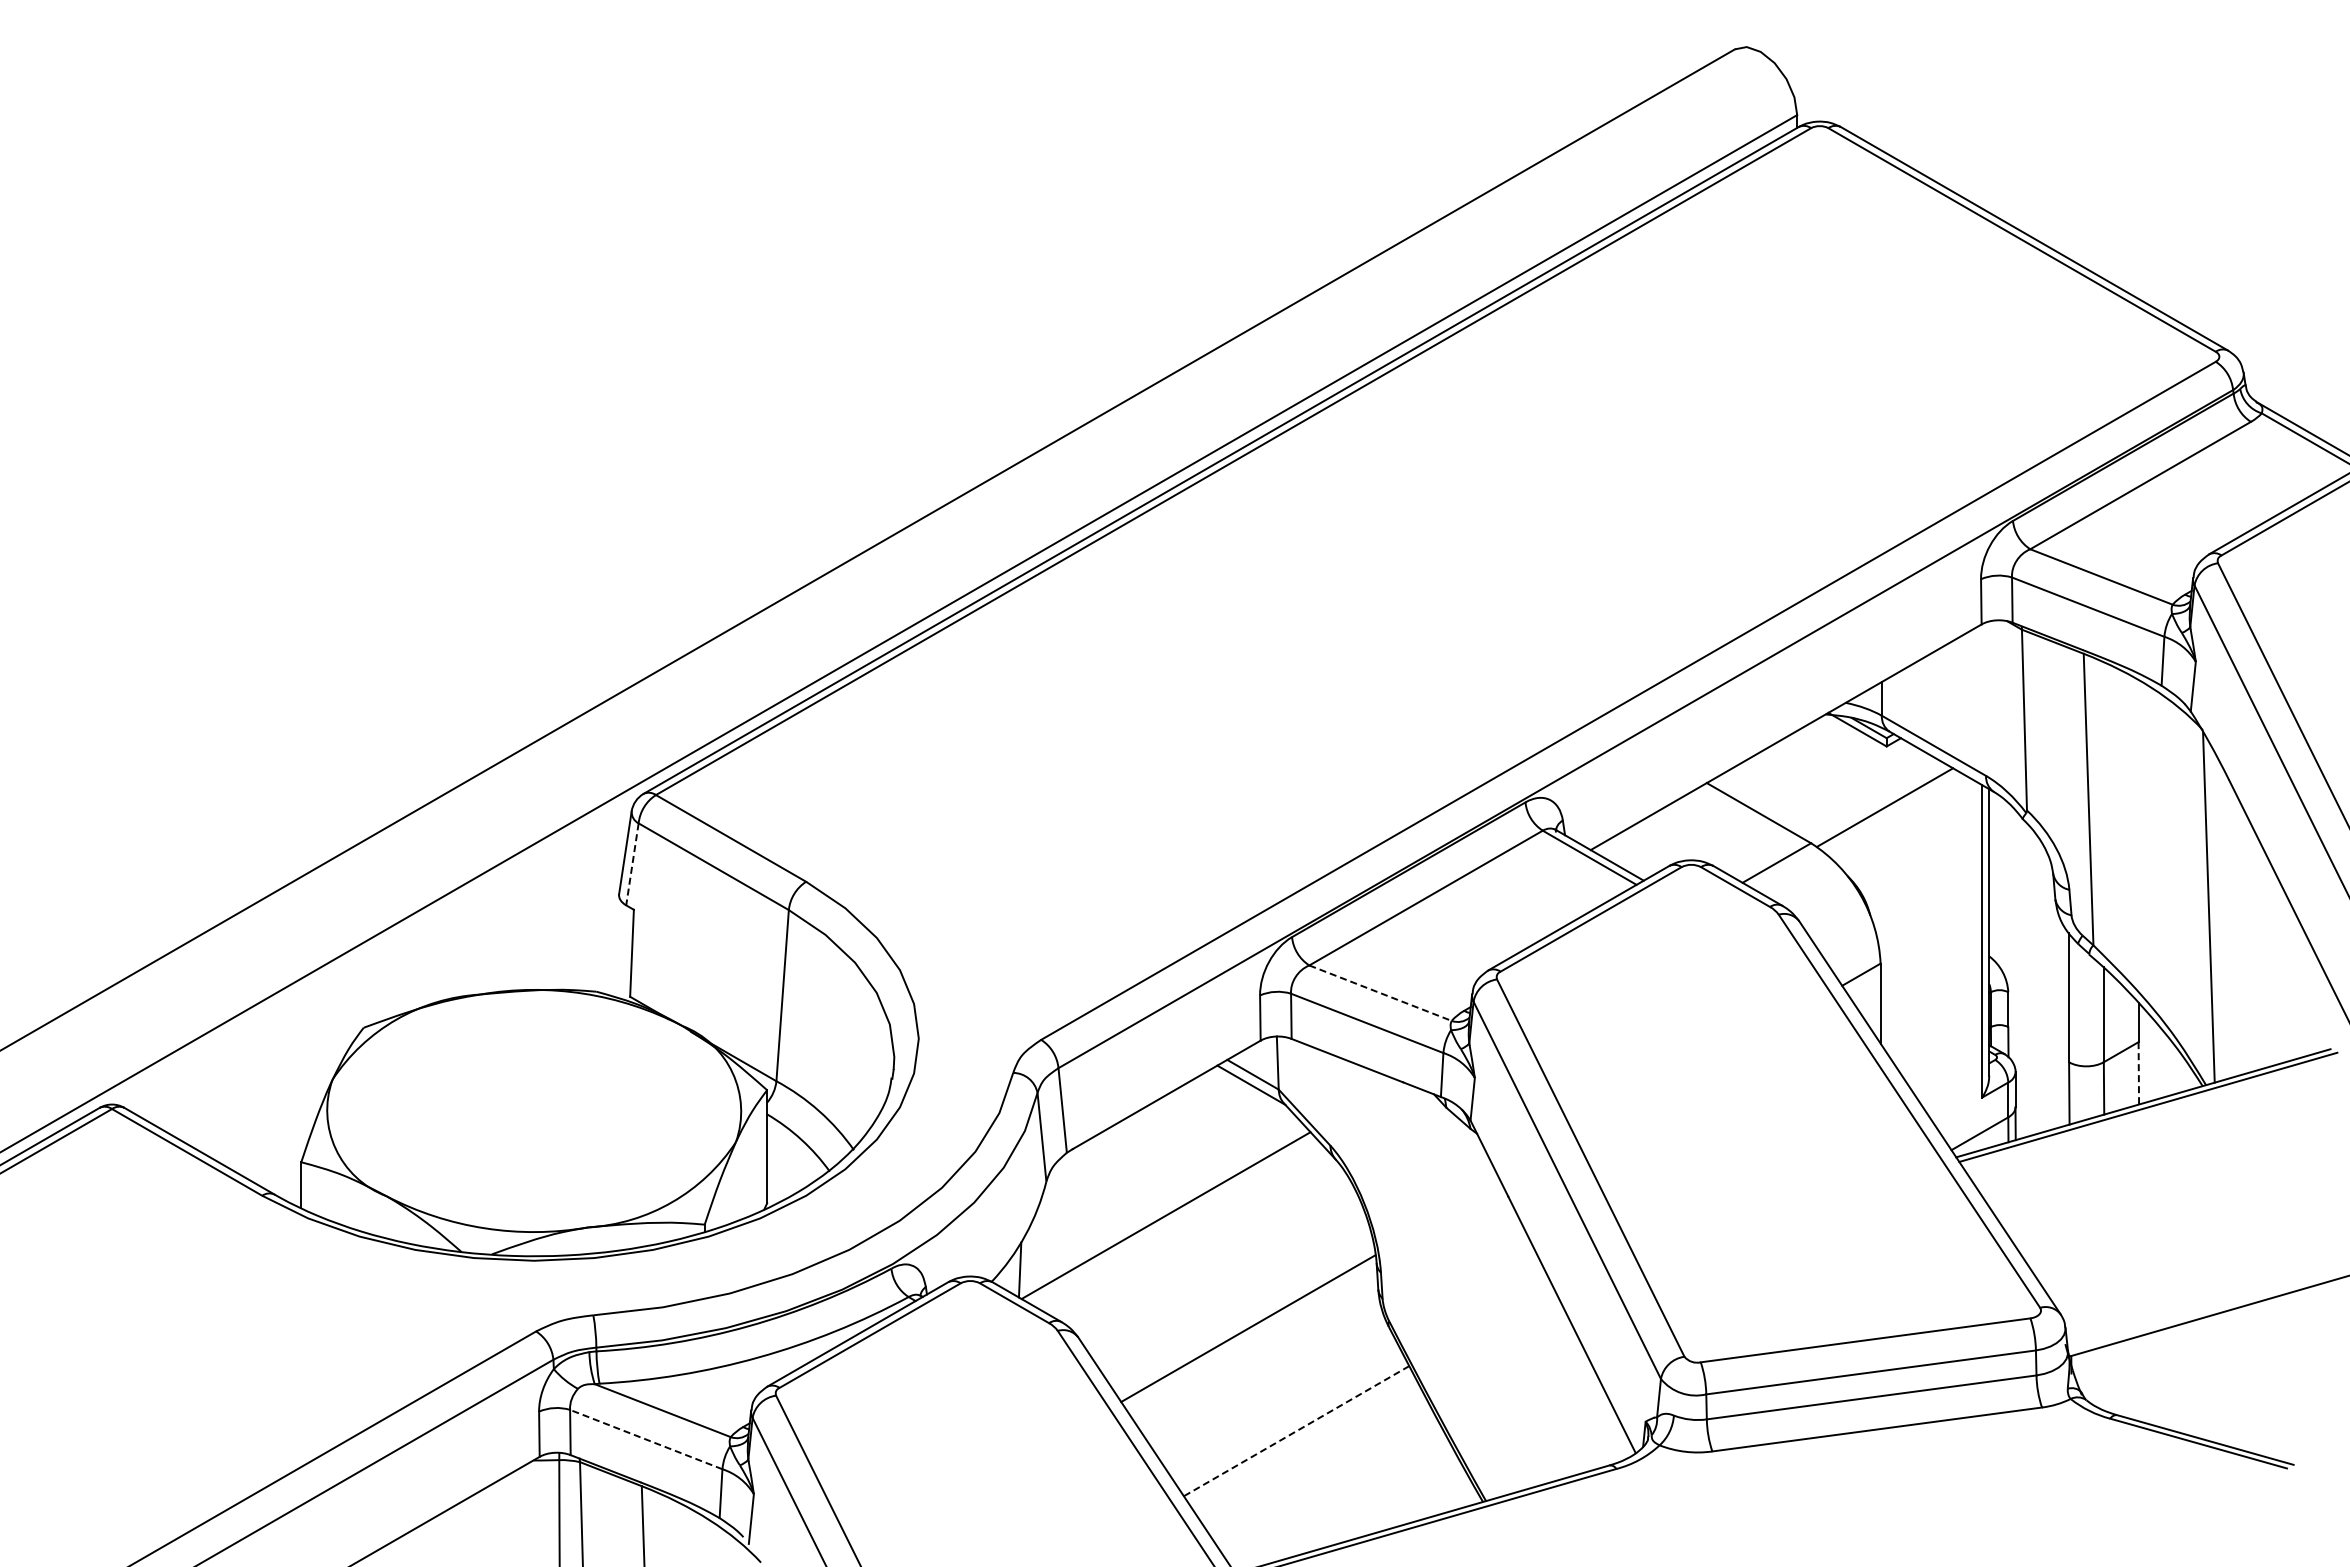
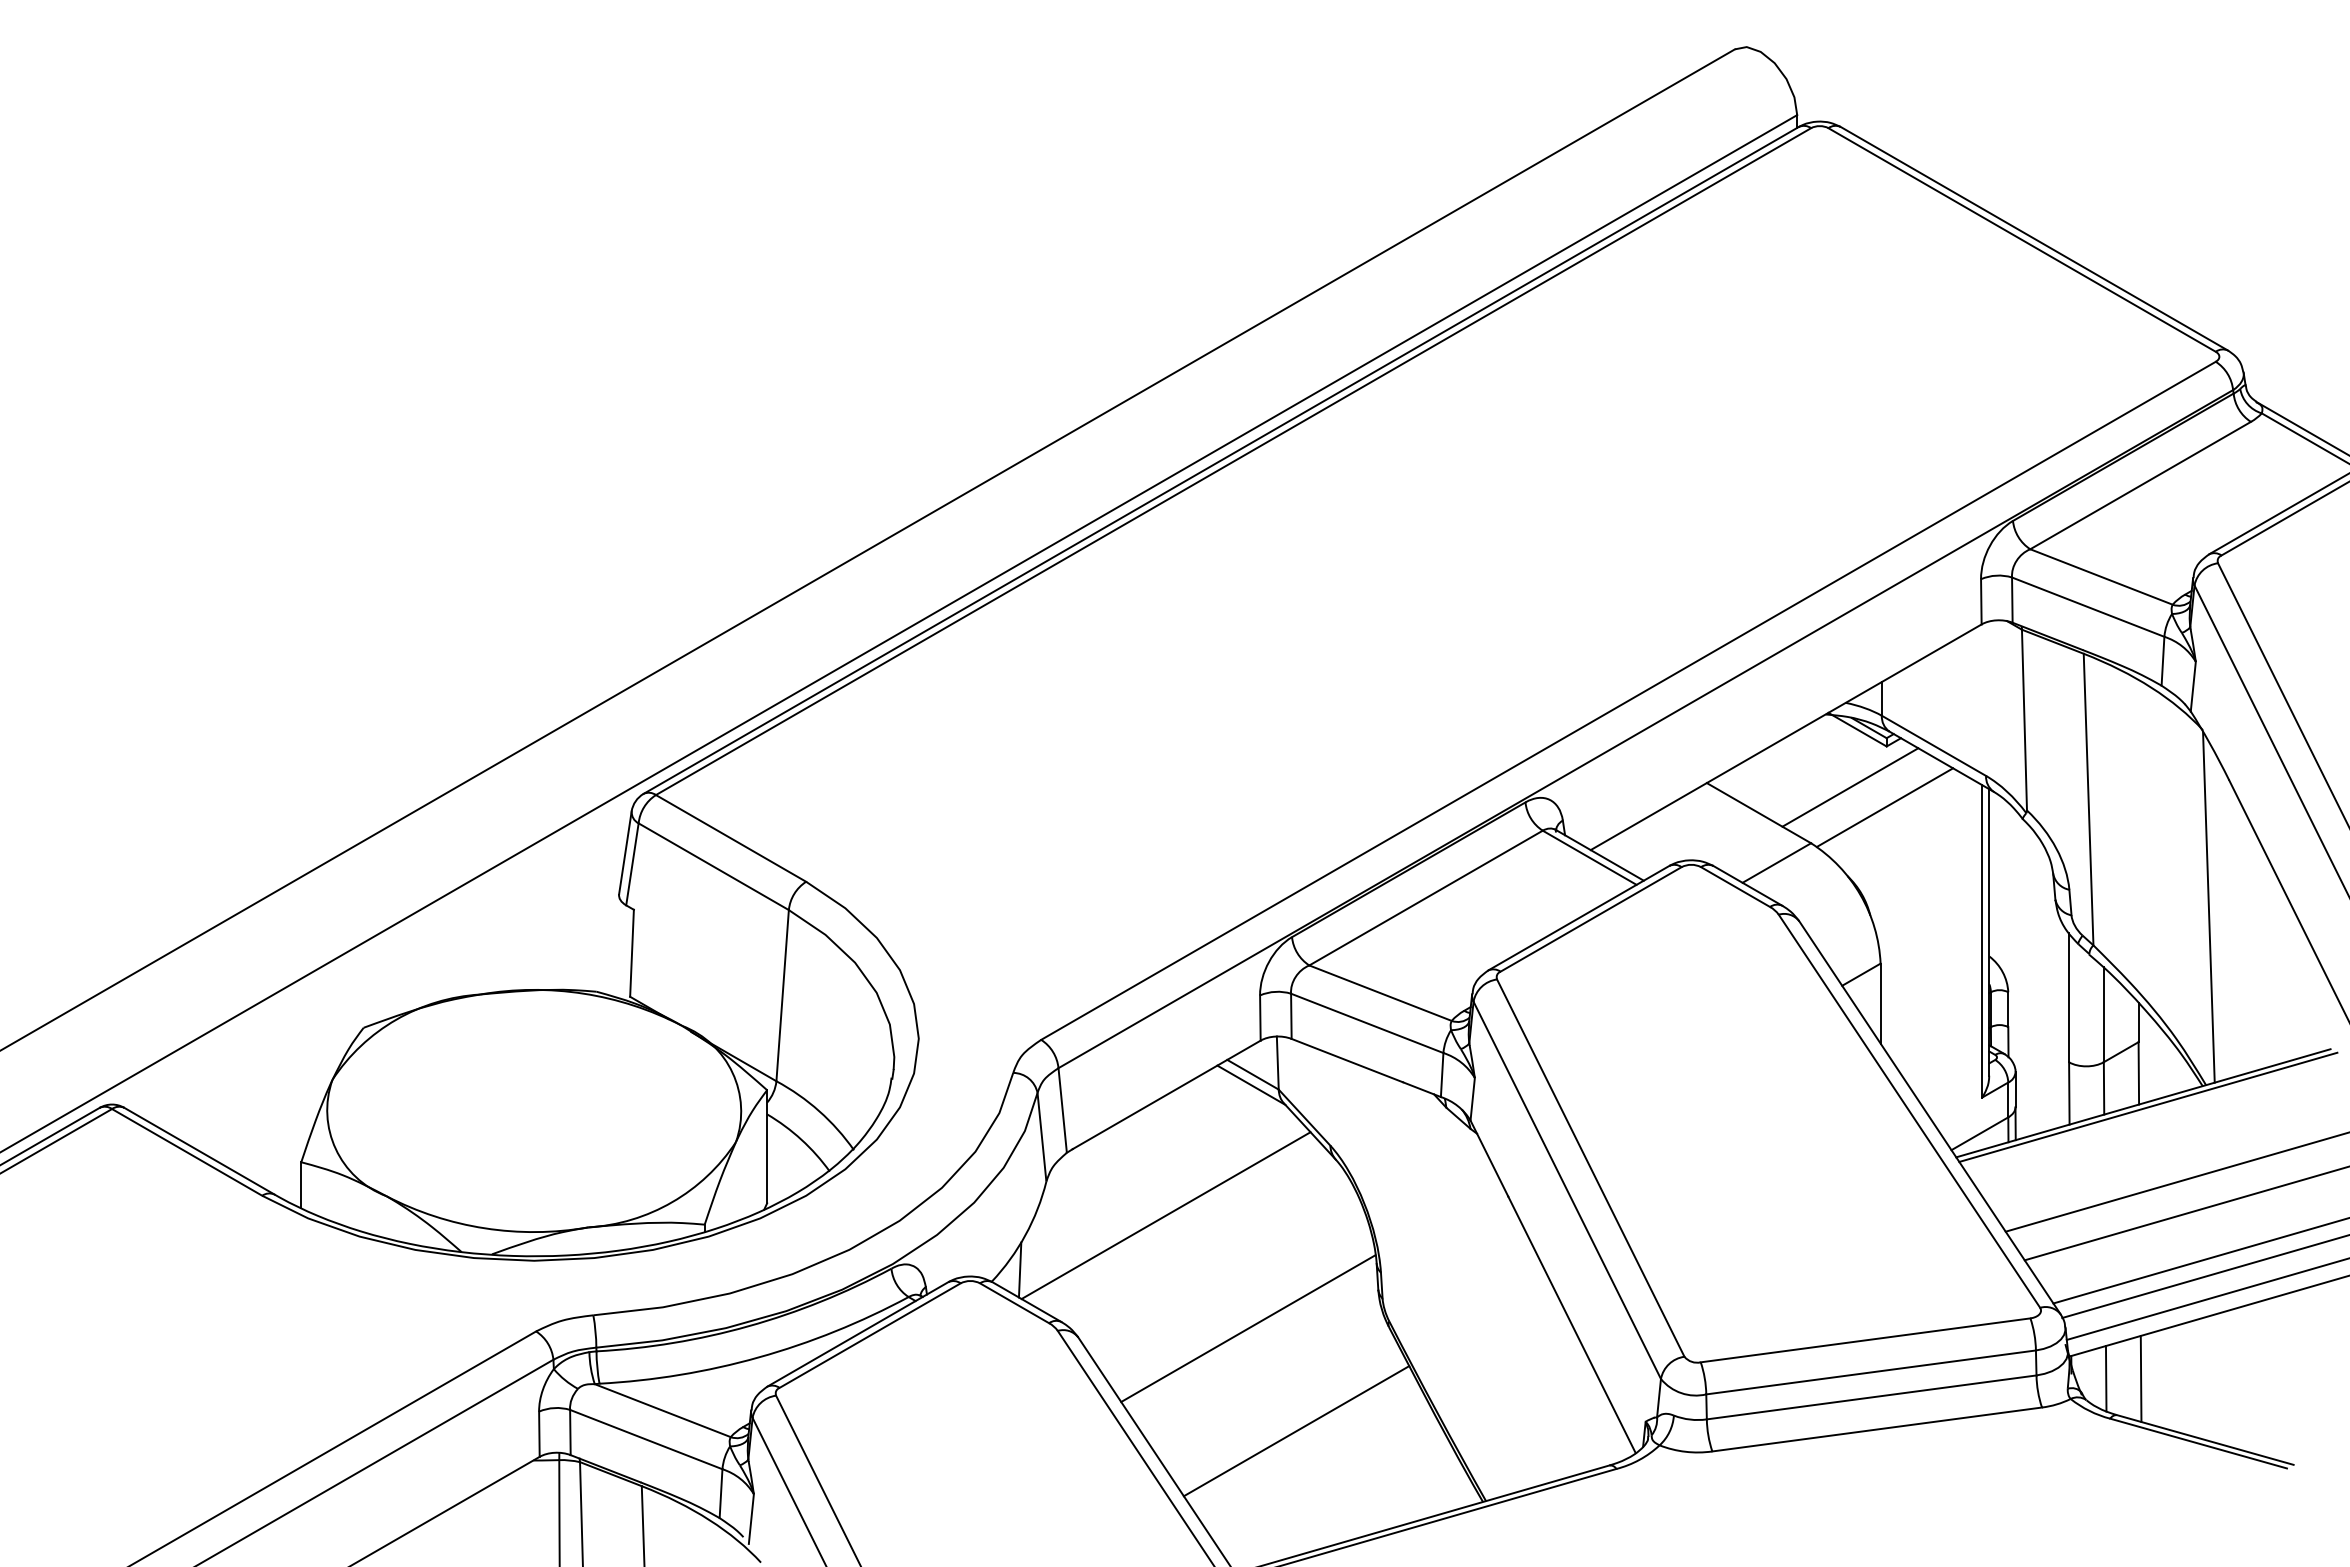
line: none -> present (1850, 787)
line: dashed -> solid (632, 864)
line: dashed -> solid (1381, 993)
line: dashed -> solid (2138, 1073)
line: none -> present (2175, 1182)
line: none -> present (2185, 1213)
line: none -> present (2199, 1260)
line: none -> present (2204, 1276)
line: none -> present (2206, 1299)
line: none -> present (2105, 1378)
line: none -> present (2140, 1378)
line: dashed -> solid (1296, 1431)
line: dashed -> solid (646, 1439)
